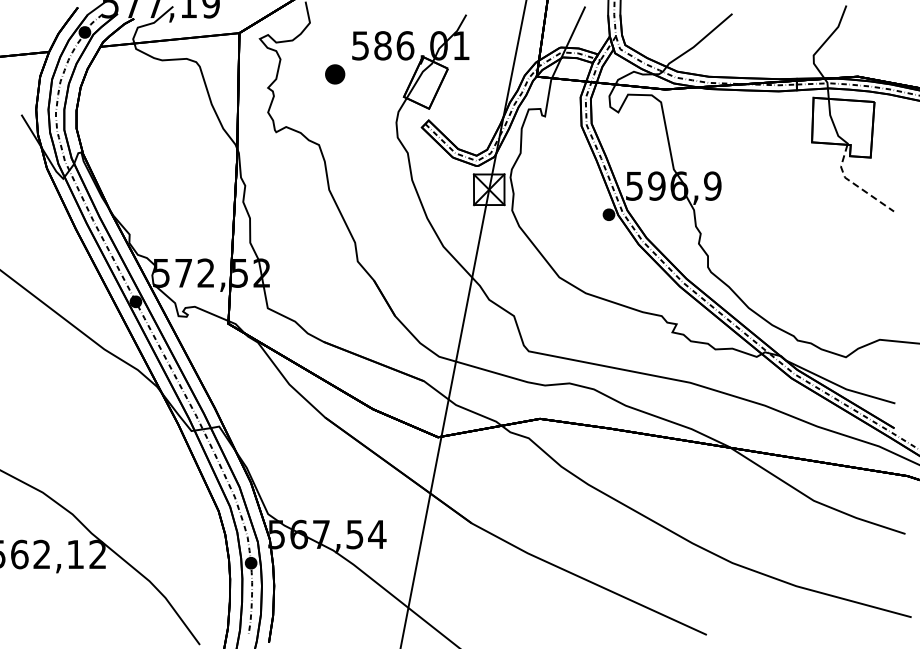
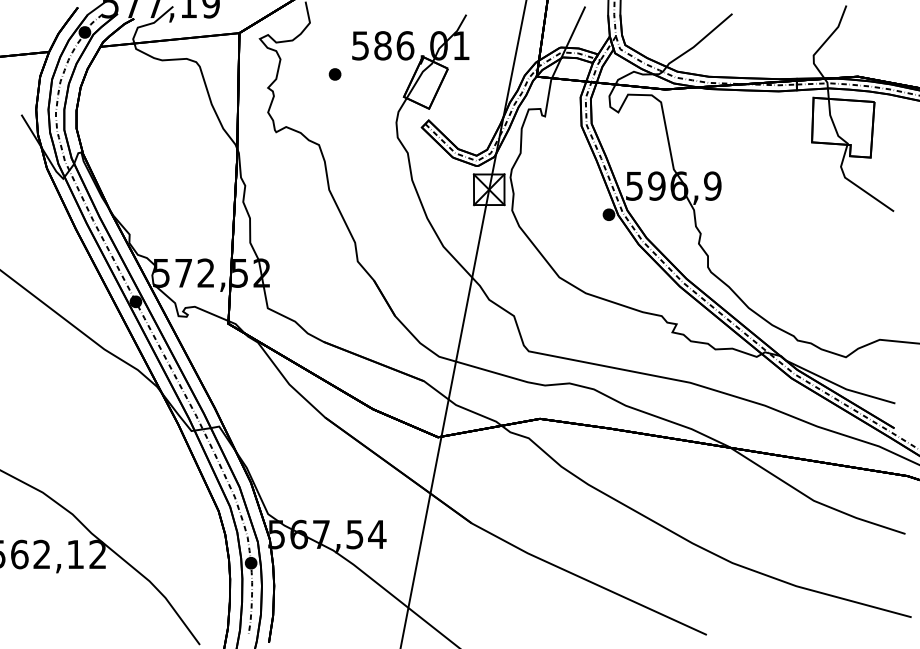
part size: 21x21 px -> 14x13 px (334, 74)
line: dashed -> solid (854, 184)
